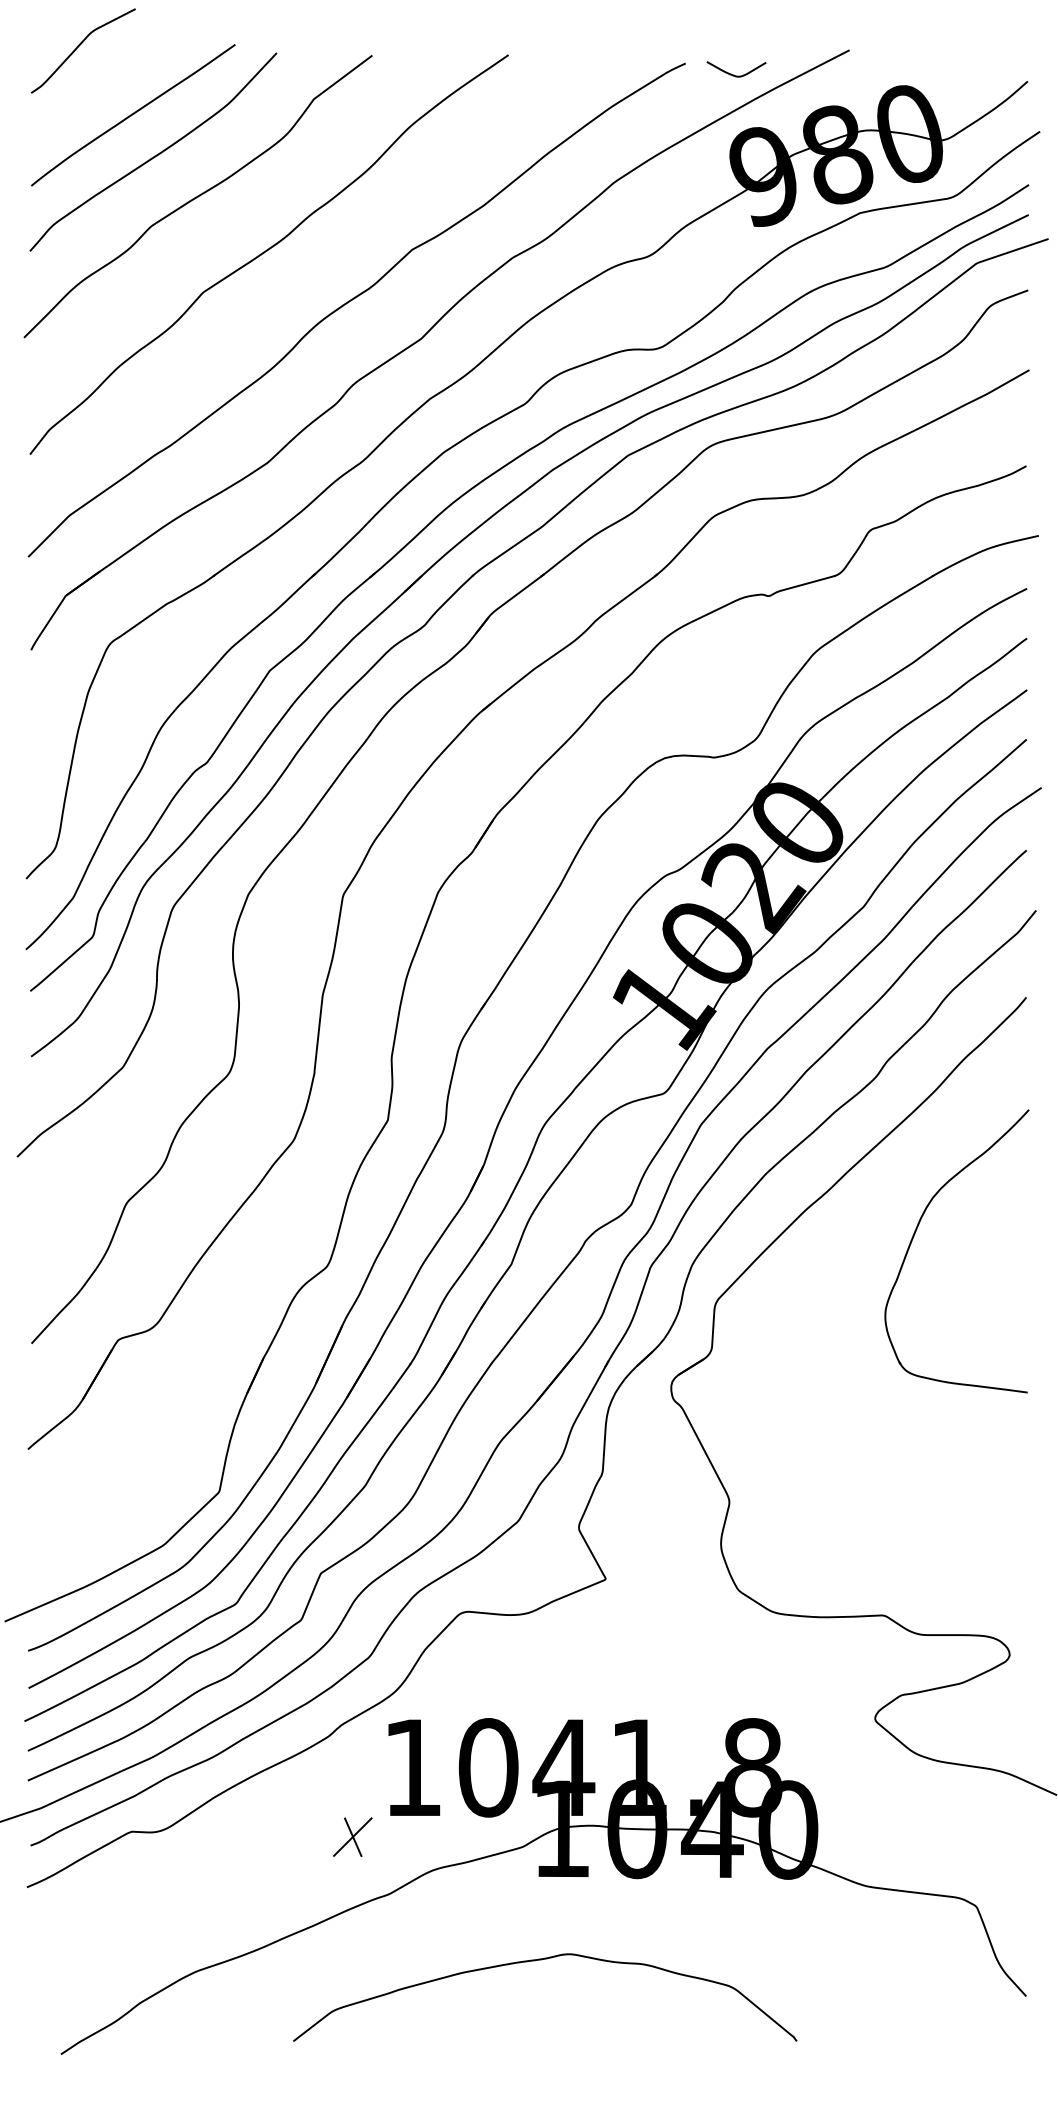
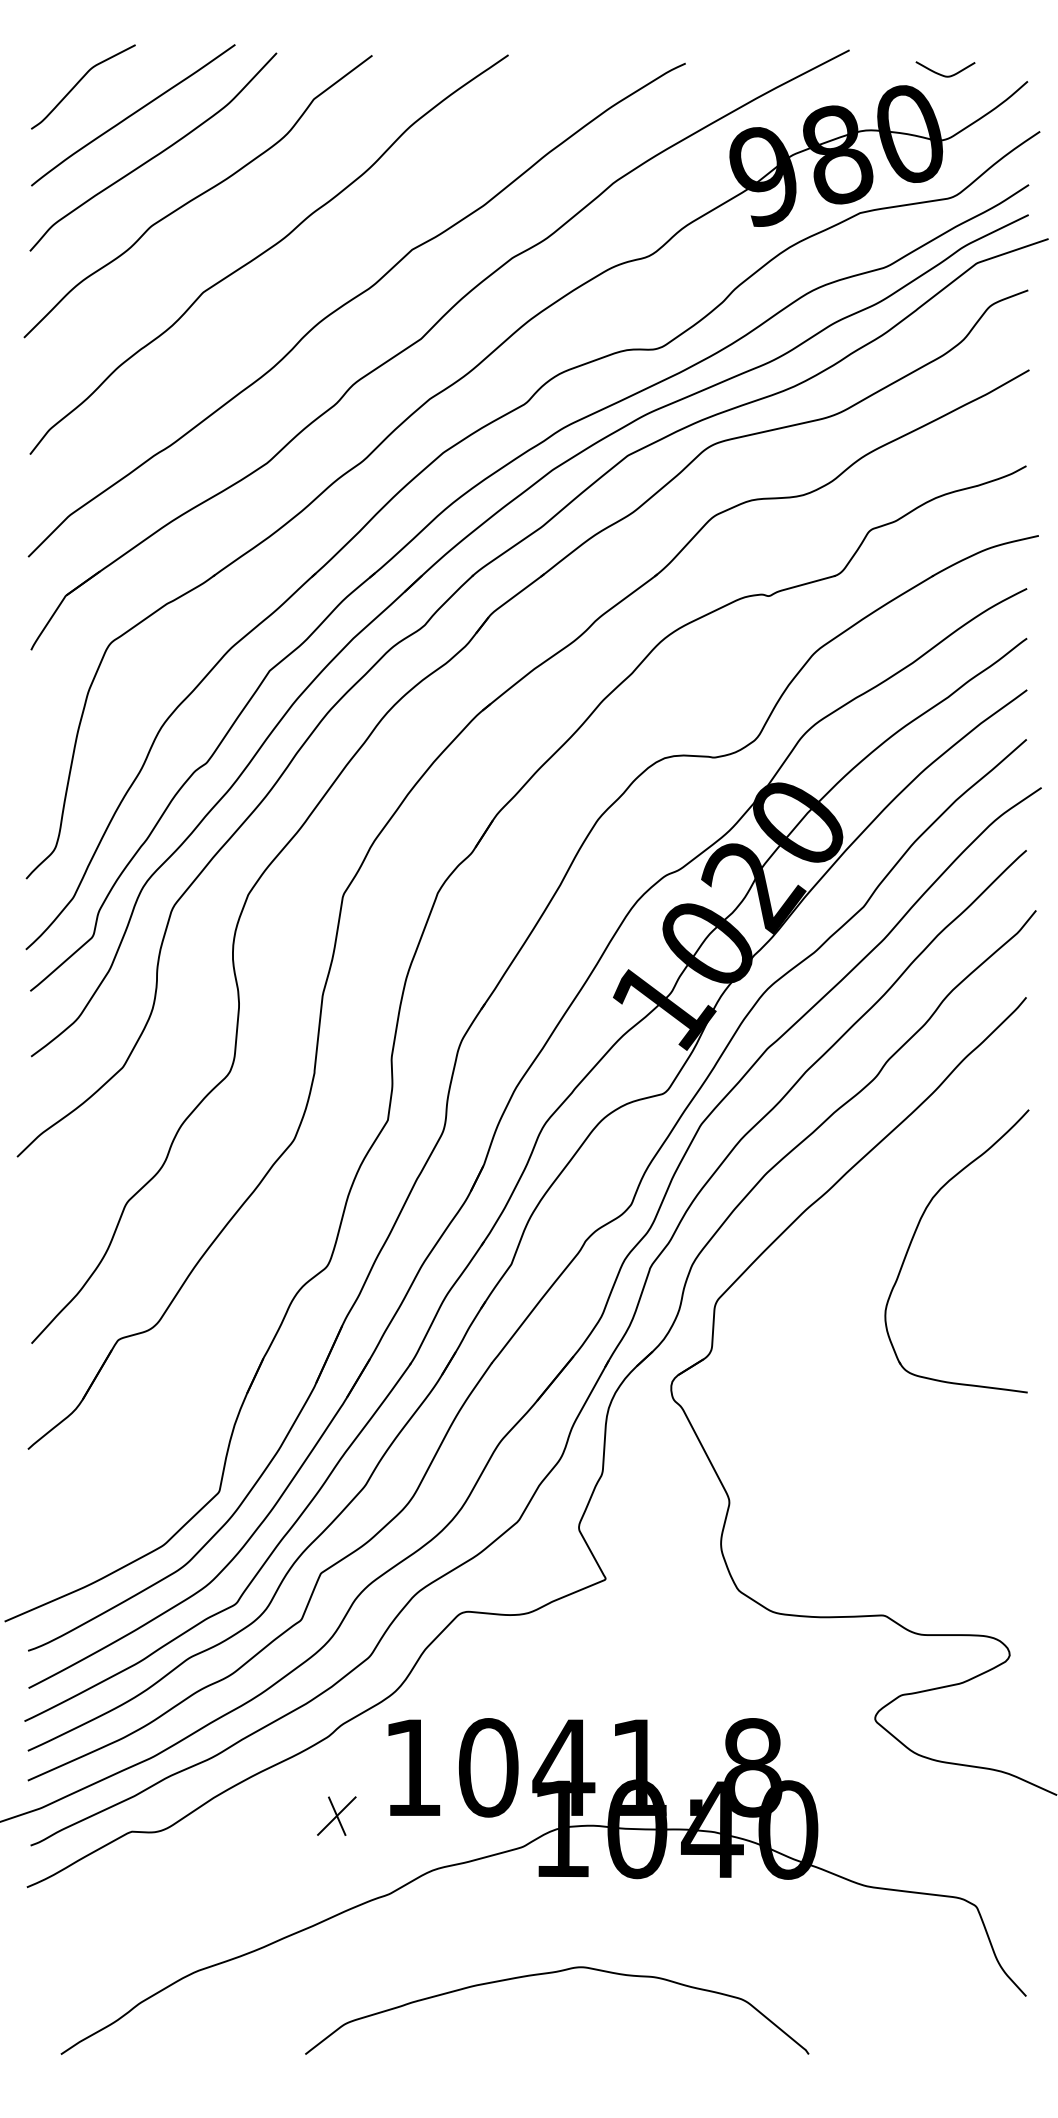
curve position: (79, 46) -> (79, 82) (79, 82)
curve position: (733, 74) -> (942, 74) (942, 74)
part position: (352, 1836) -> (336, 1815) (336, 1815)
curve position: (541, 1960) -> (553, 1973) (553, 1973)
